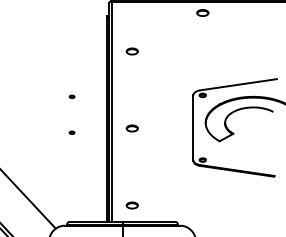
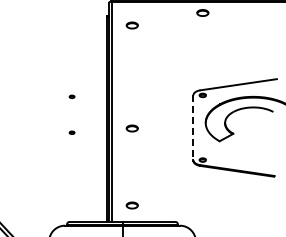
part position: (131, 51) -> (131, 25) (131, 25)
line: solid -> dashed (193, 128)
line: present -> none (28, 199)
